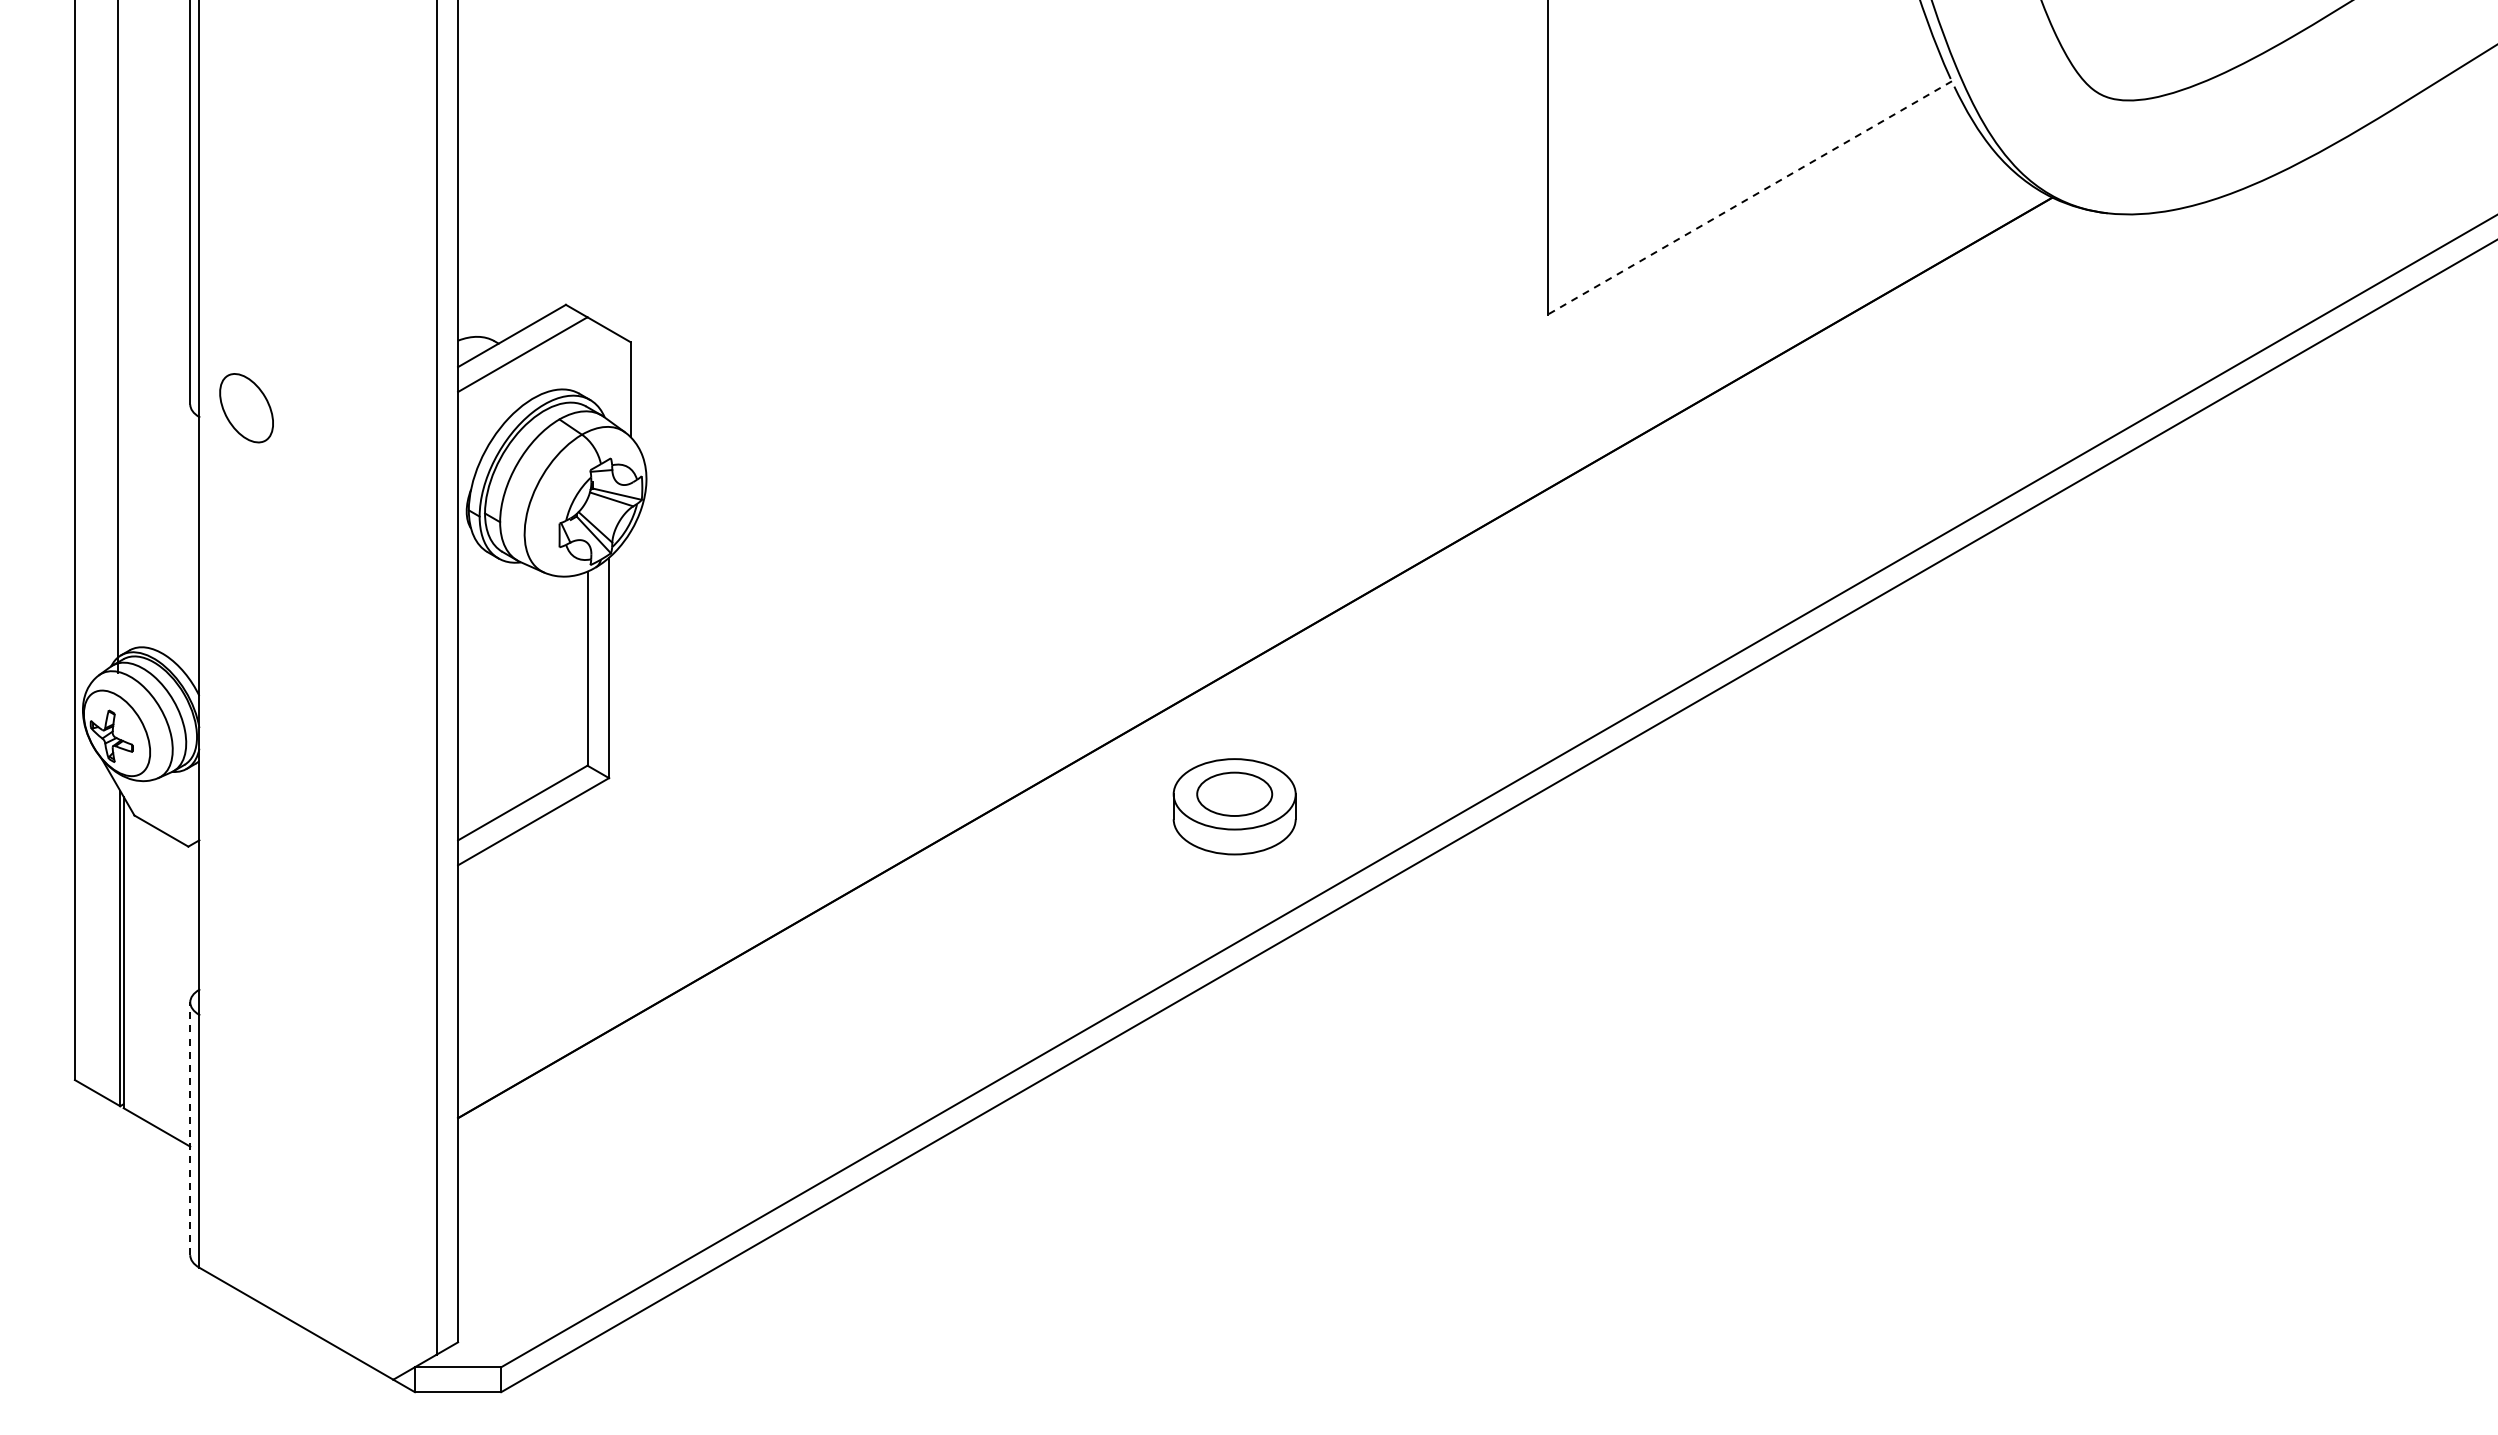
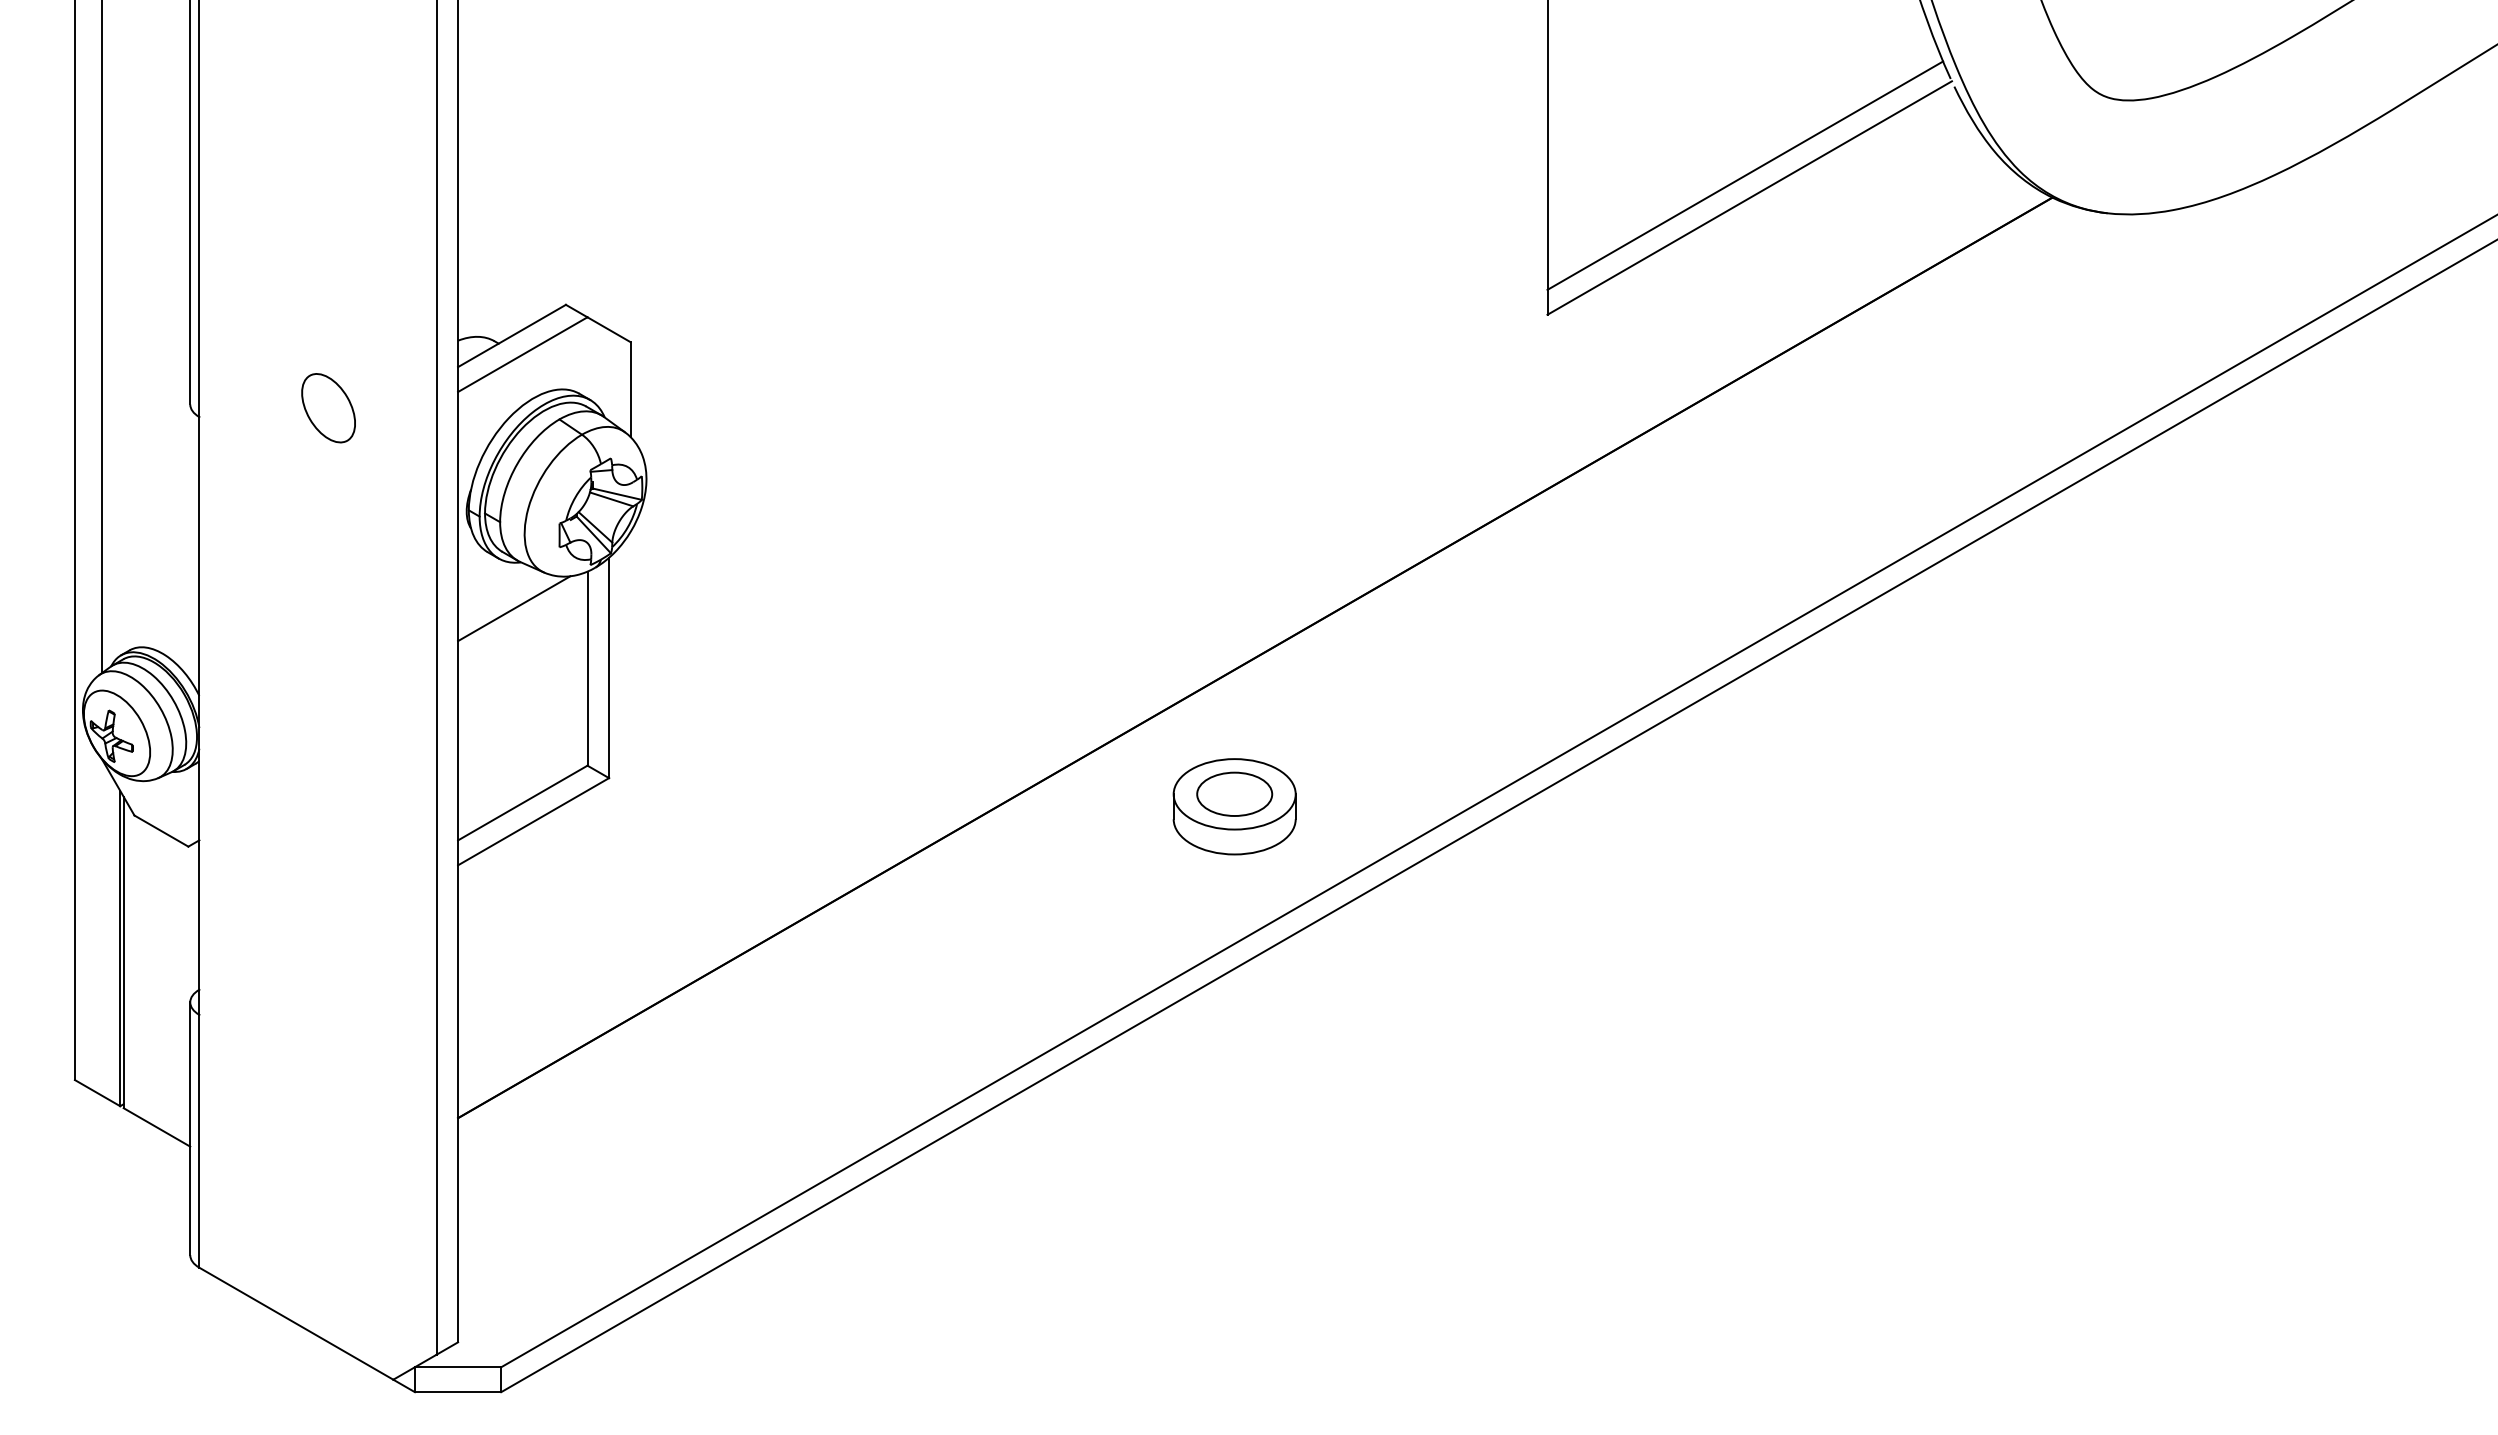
line: none -> present (1745, 175)
line: dashed -> solid (1749, 198)
line position: (118, 337) -> (102, 337) (102, 337)
part position: (246, 408) -> (328, 408) (328, 408)
line: none -> present (514, 608)
line: dashed -> solid (190, 1128)
